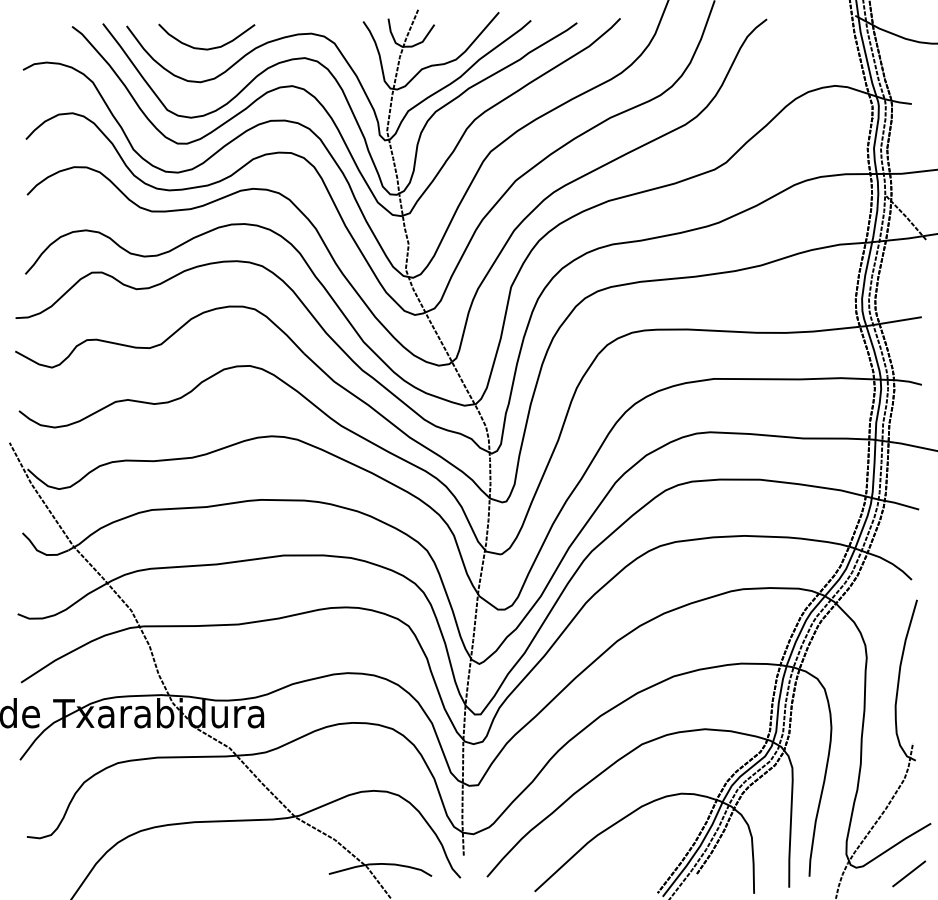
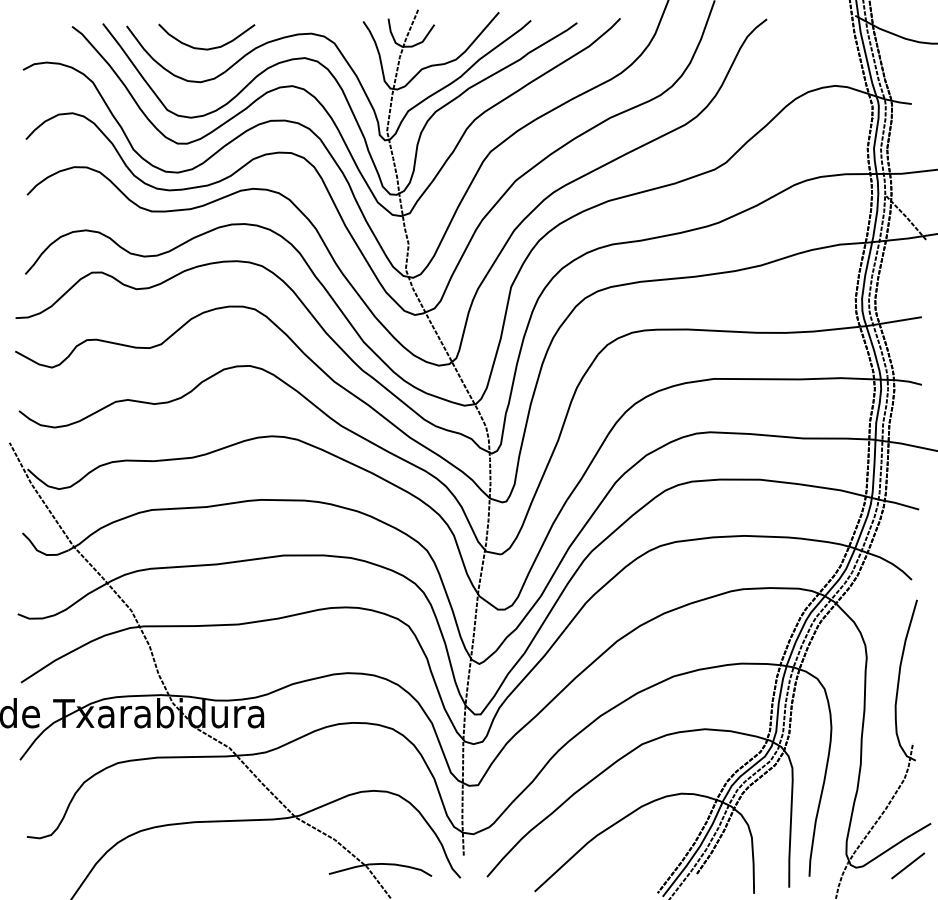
line position: (909, 873) -> (908, 865) (908, 865)
